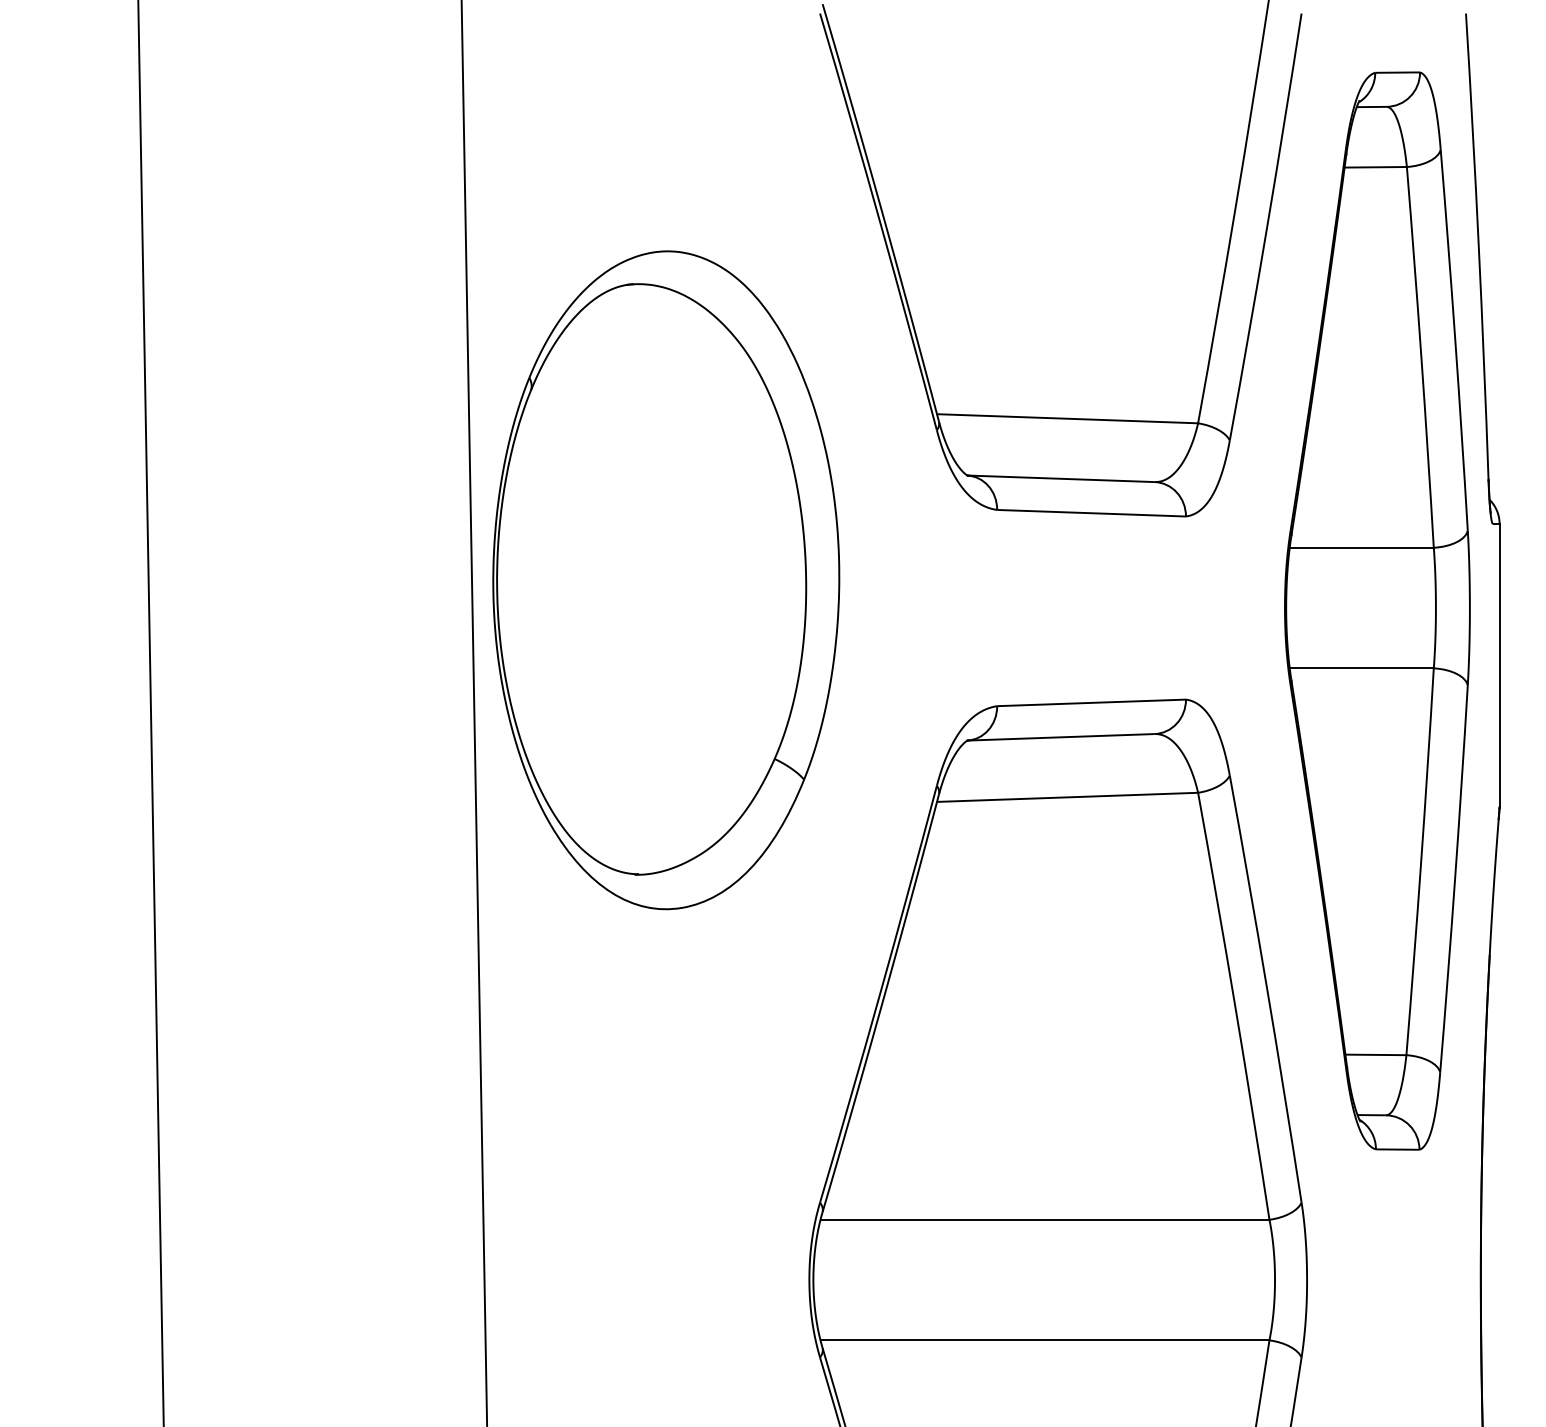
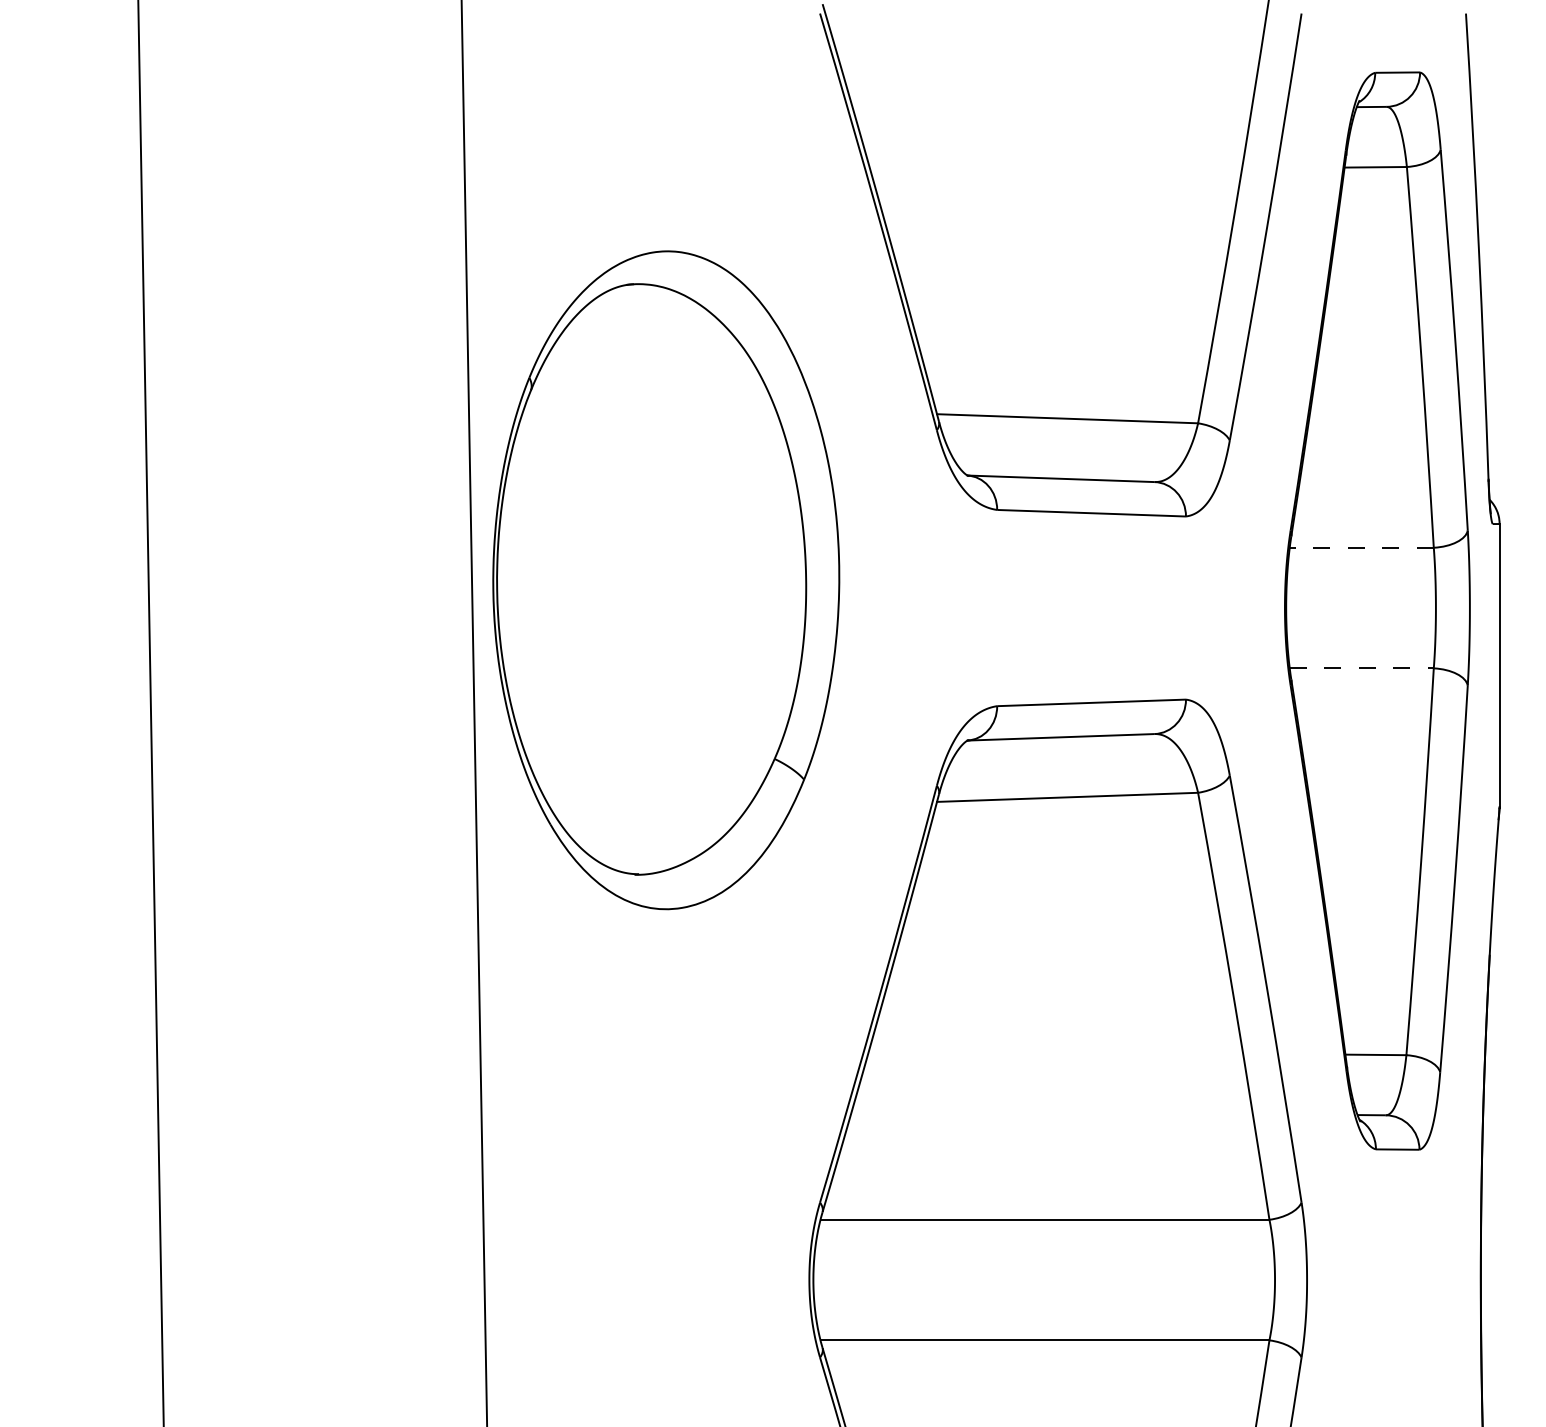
line: solid -> dashed (1361, 547)
line: solid -> dashed (1362, 668)
